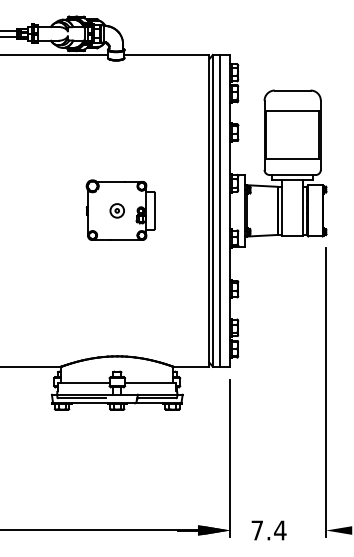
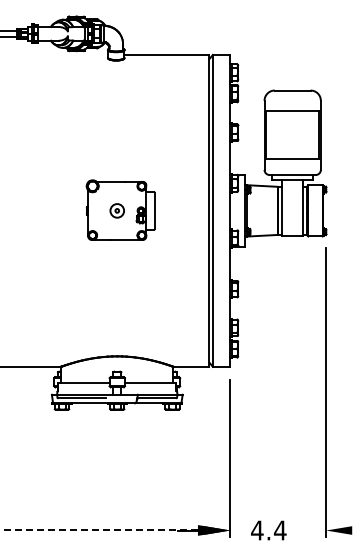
line: present -> none (55, 54)
line: present -> none (220, 210)
line: solid -> dashed (99, 530)
text: 7.4 -> 4.4 (257, 530)
